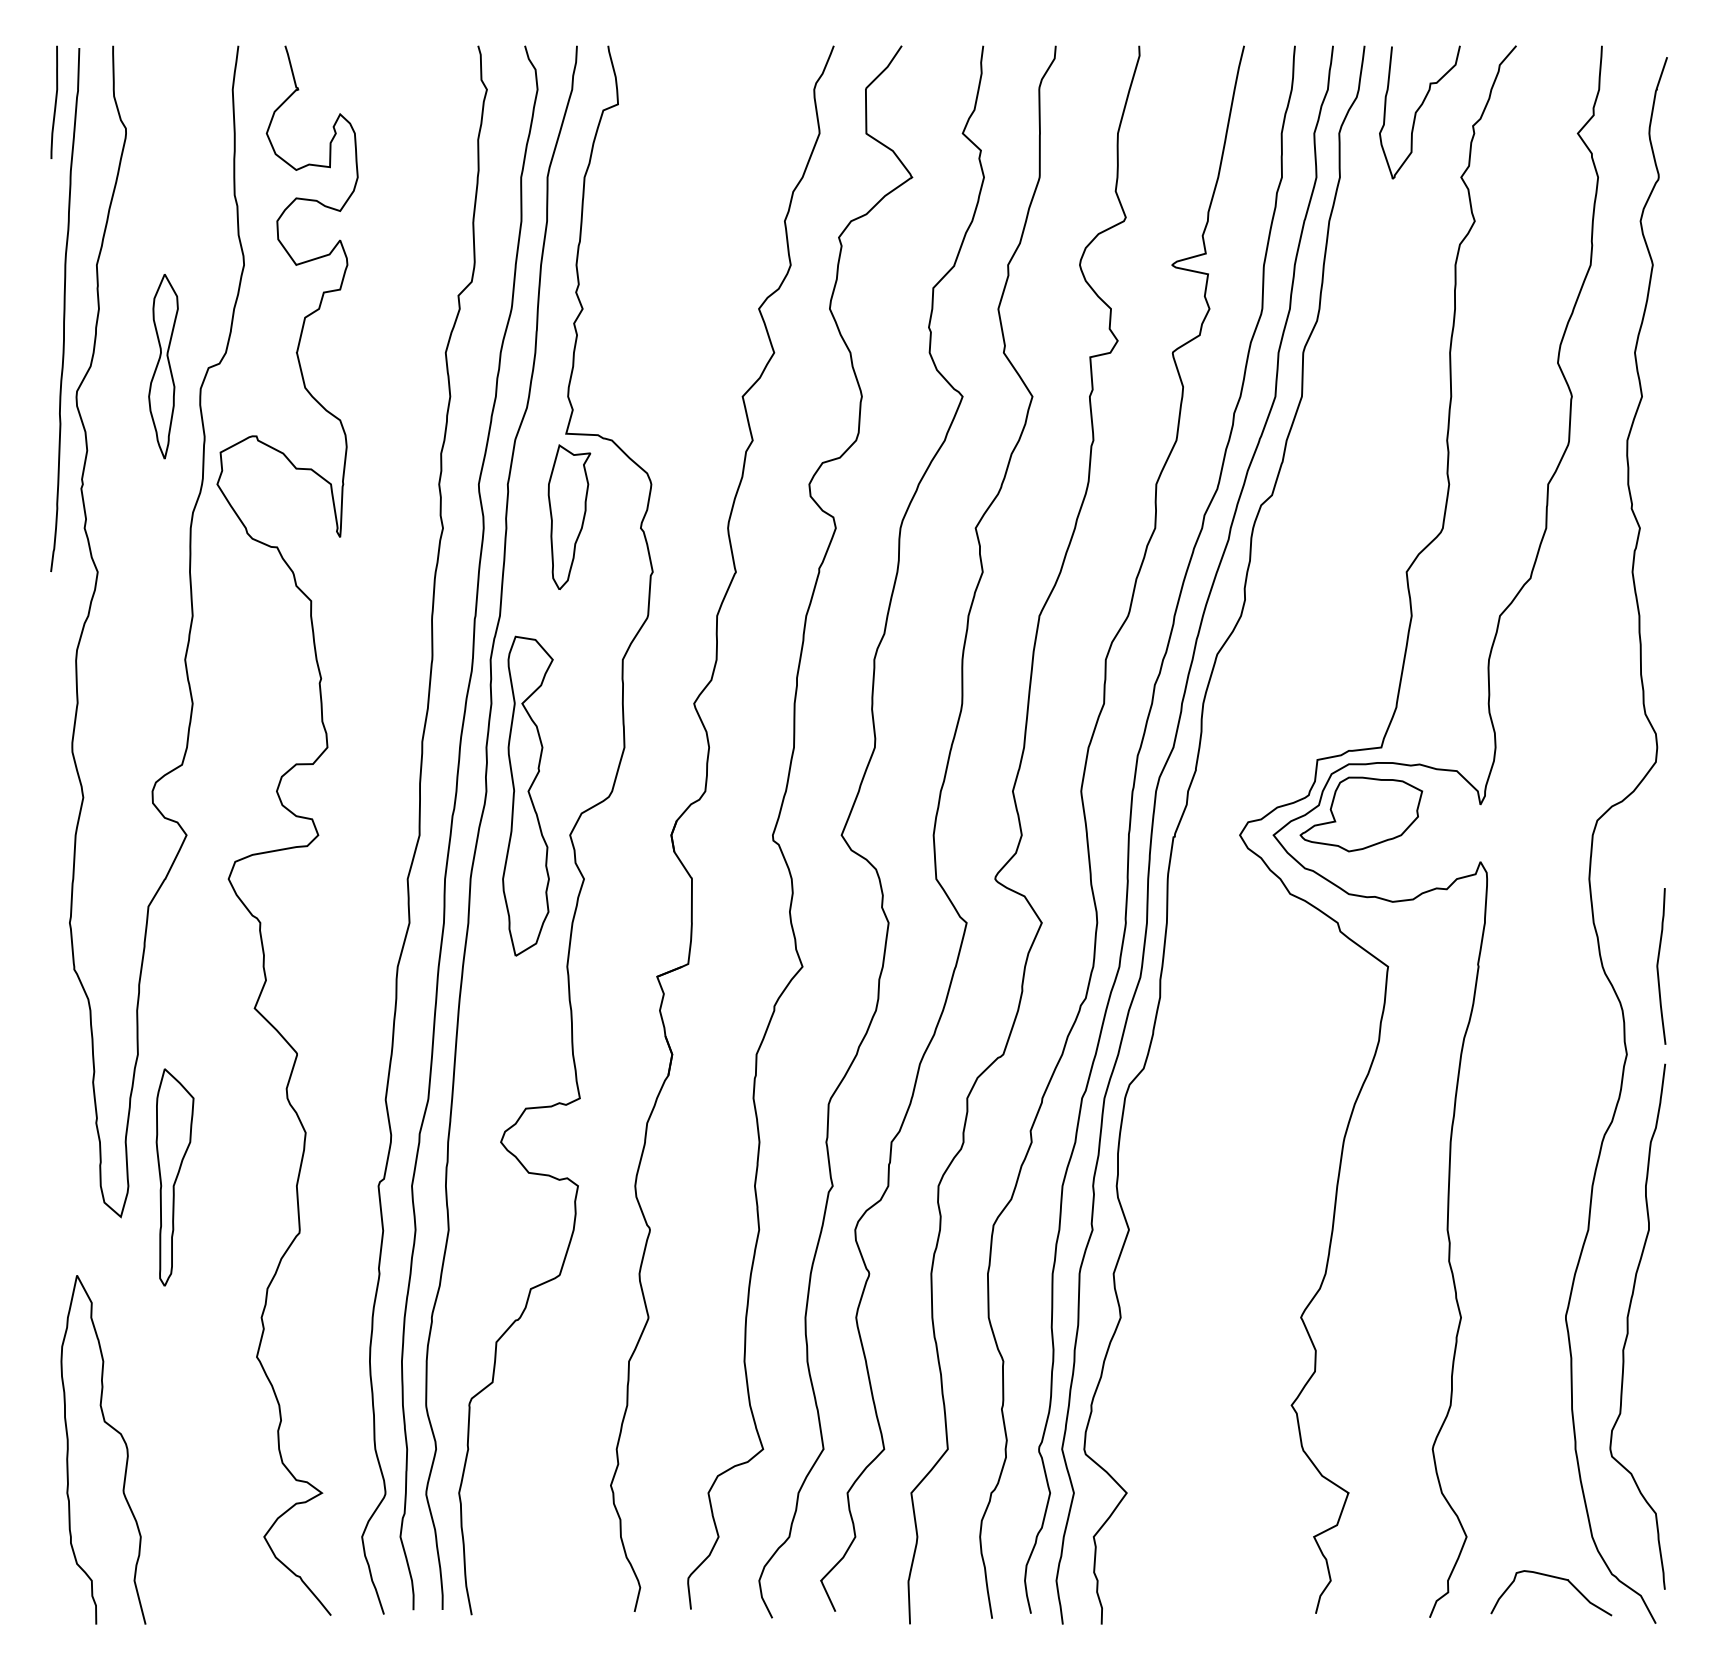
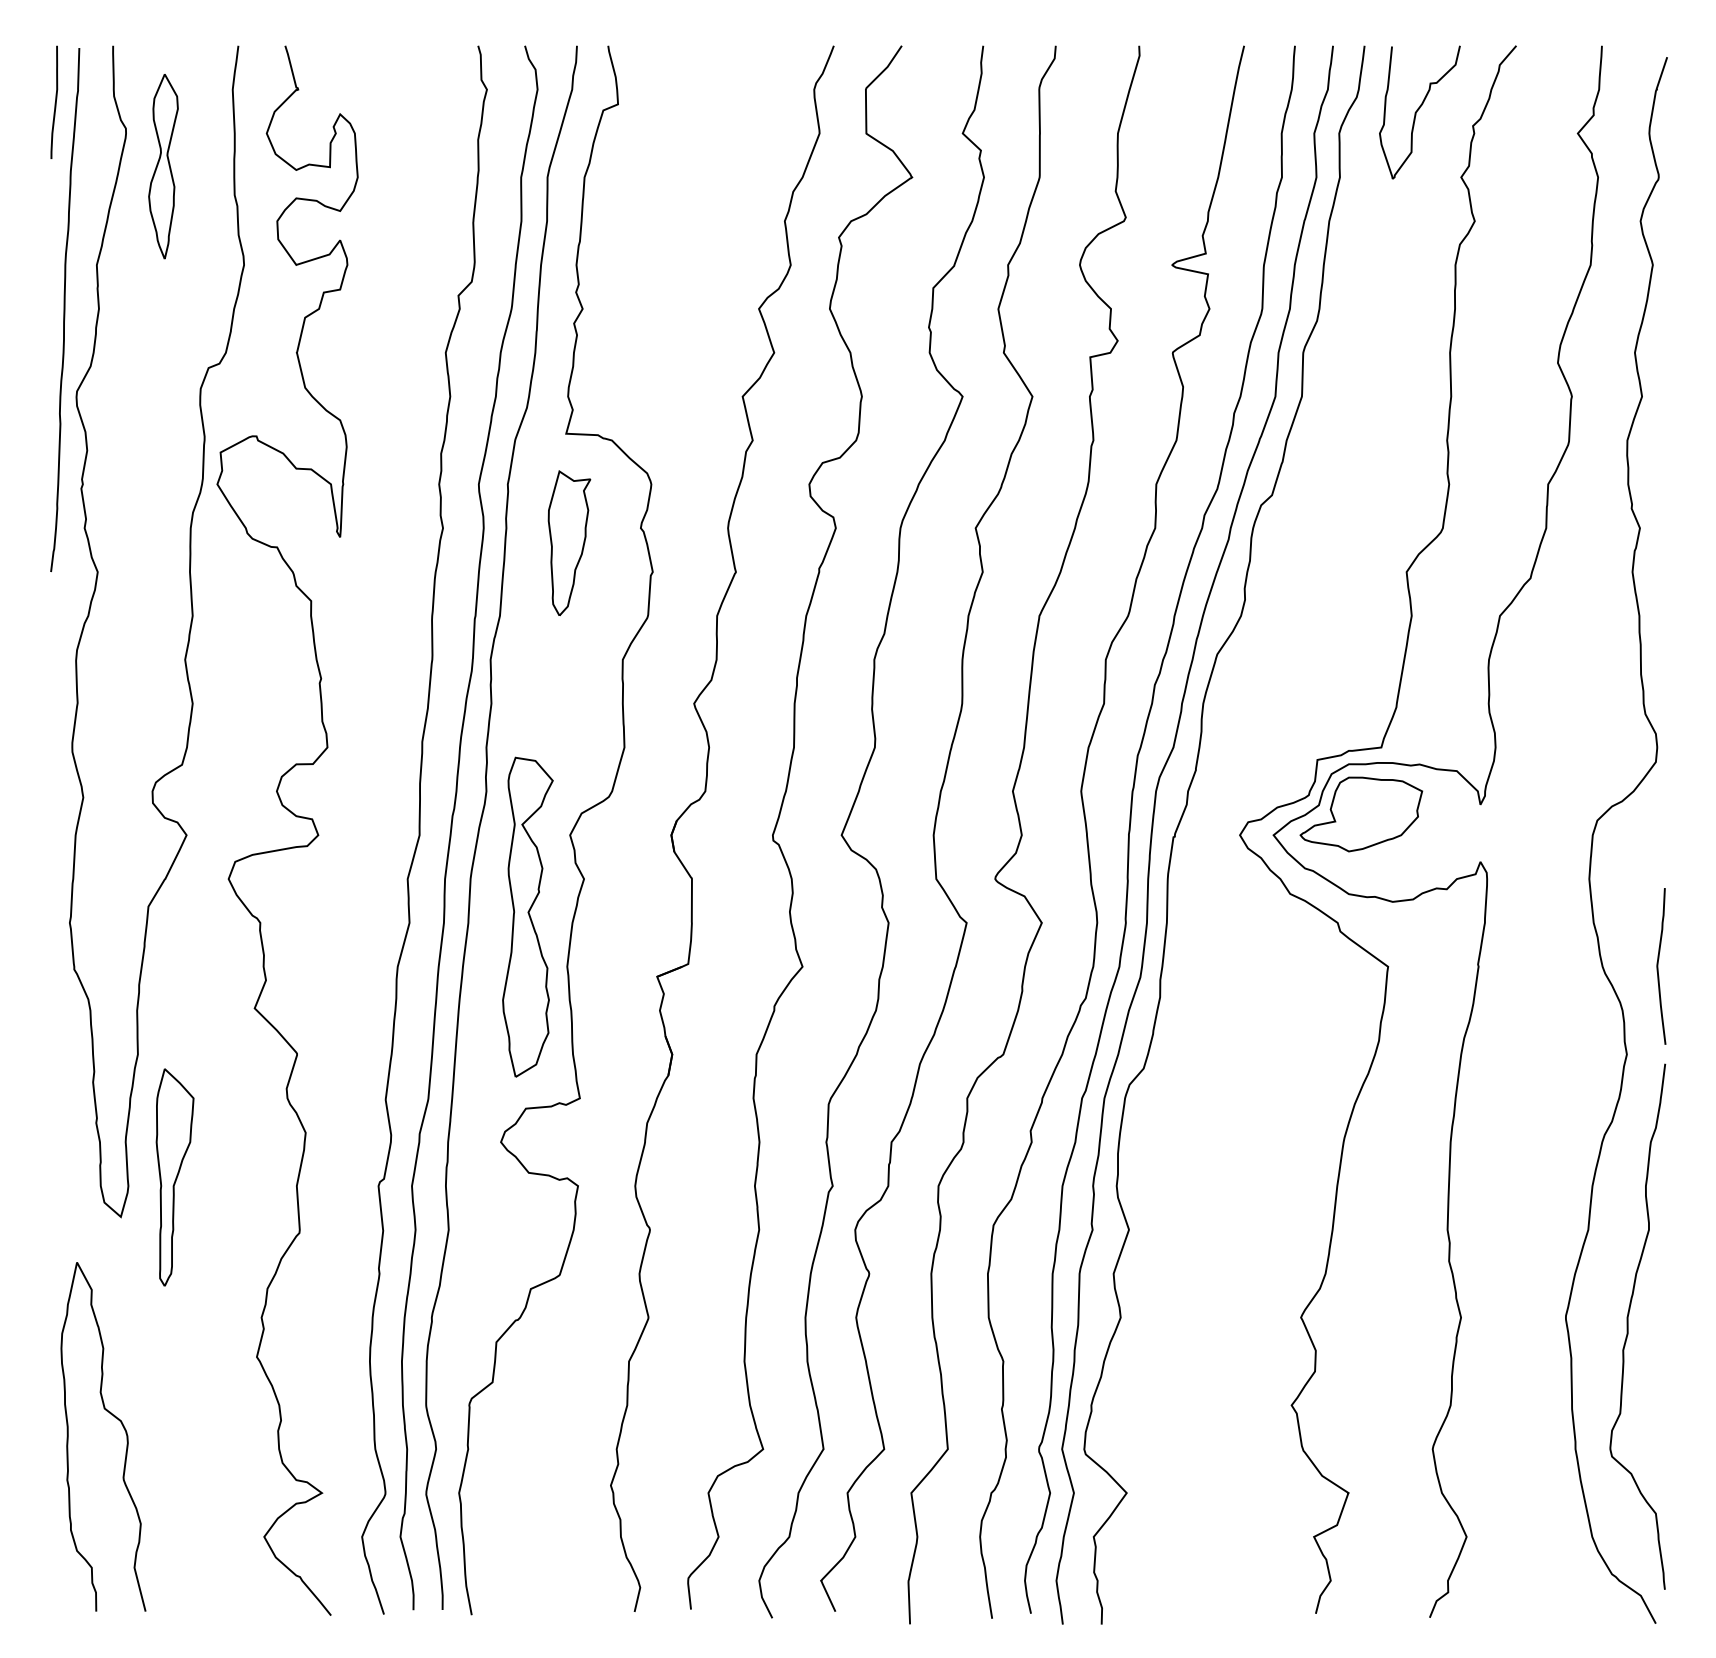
part position: (163, 366) -> (163, 166) (163, 166)
part position: (569, 516) -> (569, 542) (569, 542)
part position: (527, 795) -> (527, 916) (527, 916)
curve position: (122, 1439) -> (122, 1426) (122, 1426)
curve: present -> none (1555, 1578)
